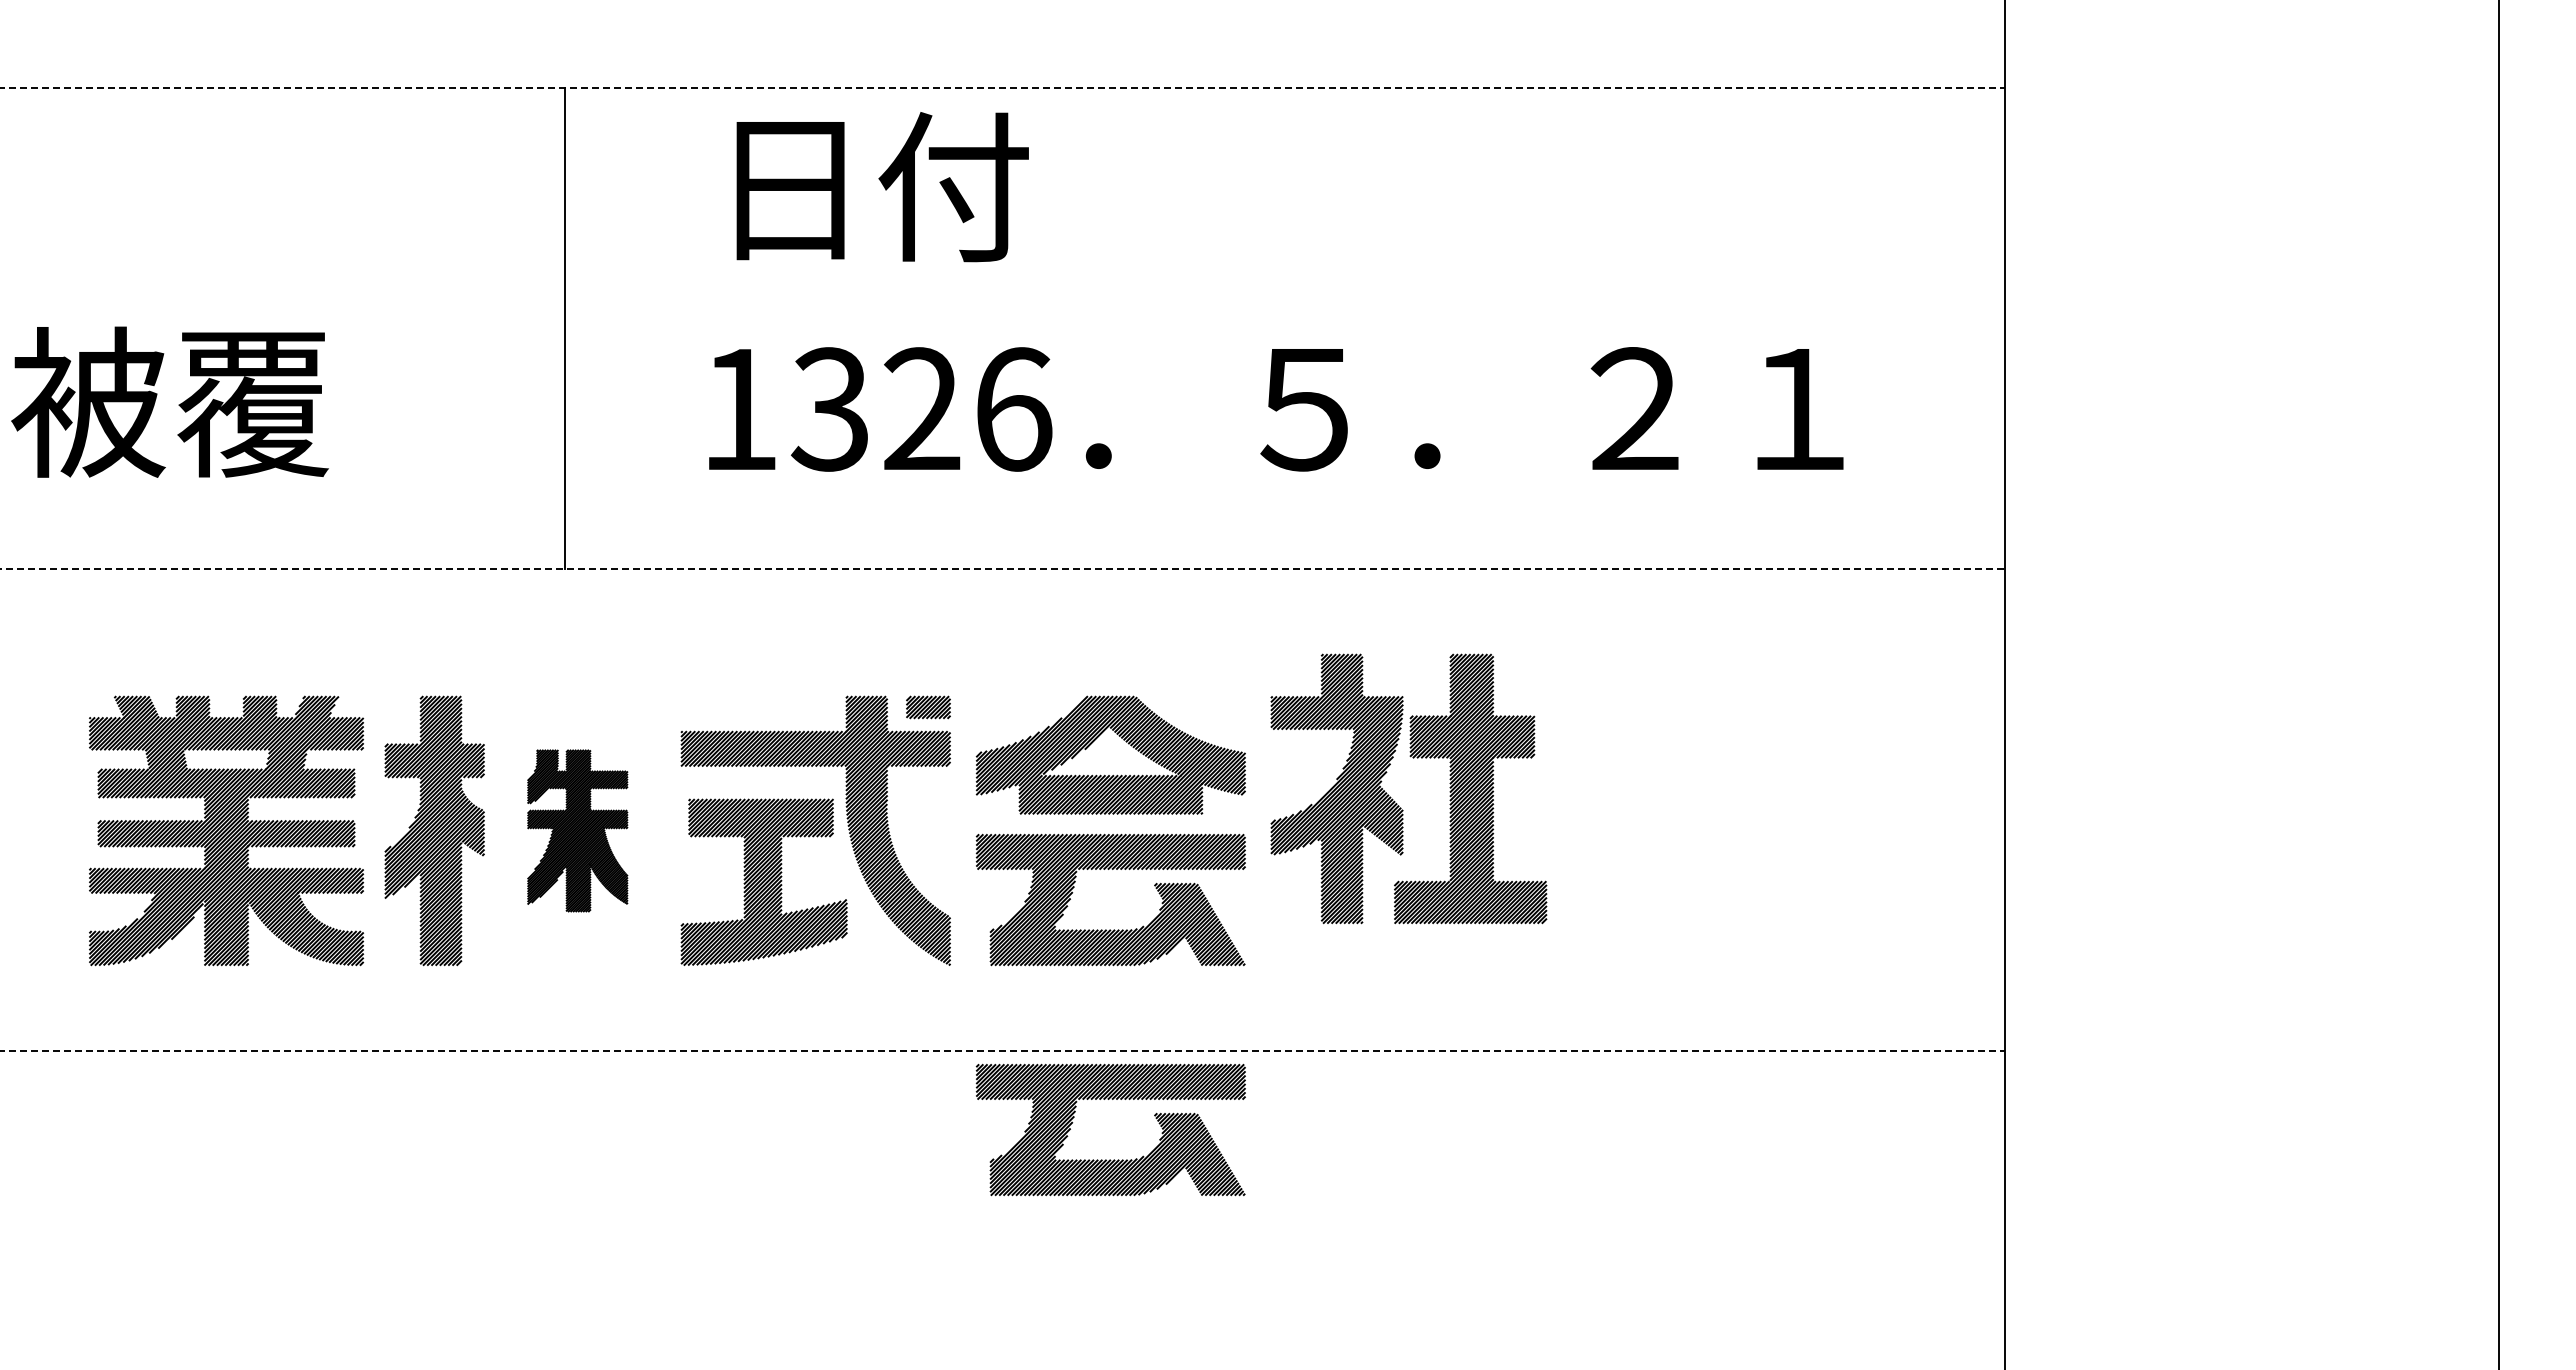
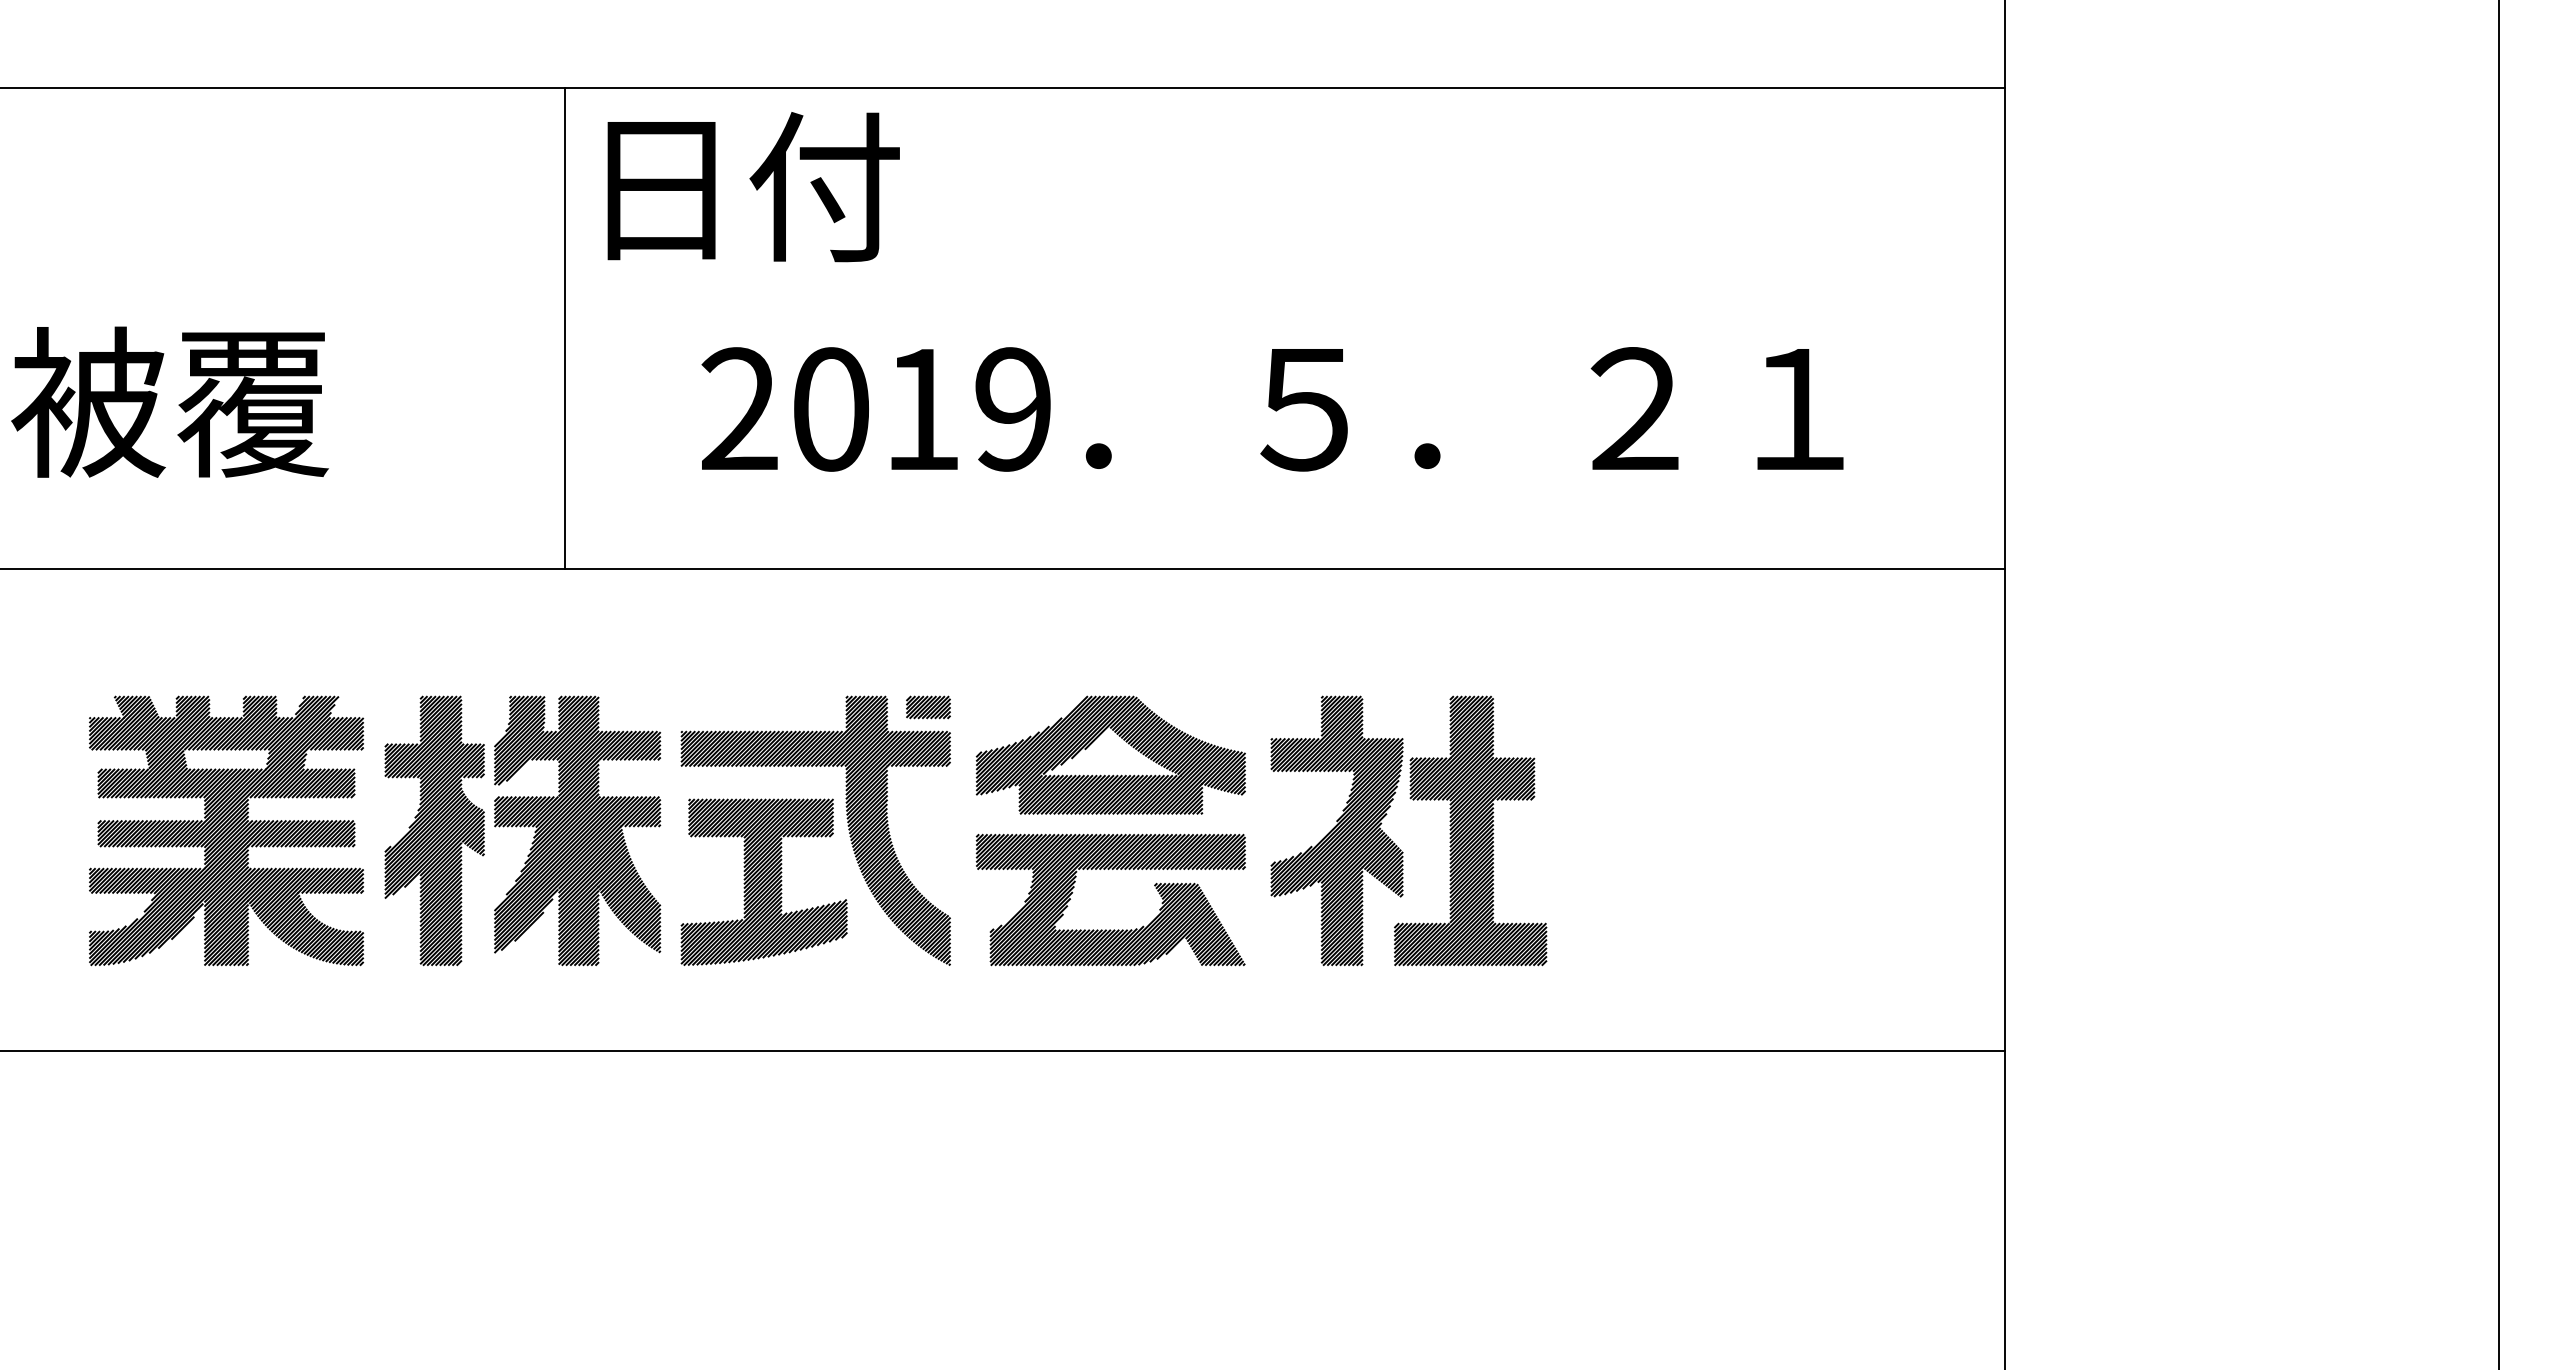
line: dashed -> solid (1002, 87)
text position: (882, 187) -> (753, 187) (753, 187)
text: 1326 -> 2019 (876, 409)
line: dashed -> solid (1002, 569)
part position: (1395, 801) -> (1395, 843) (1395, 843)
part size: 102x164 px -> 168x272 px (577, 830)
line: dashed -> solid (1002, 1051)
part: present -> none (1110, 1159)
